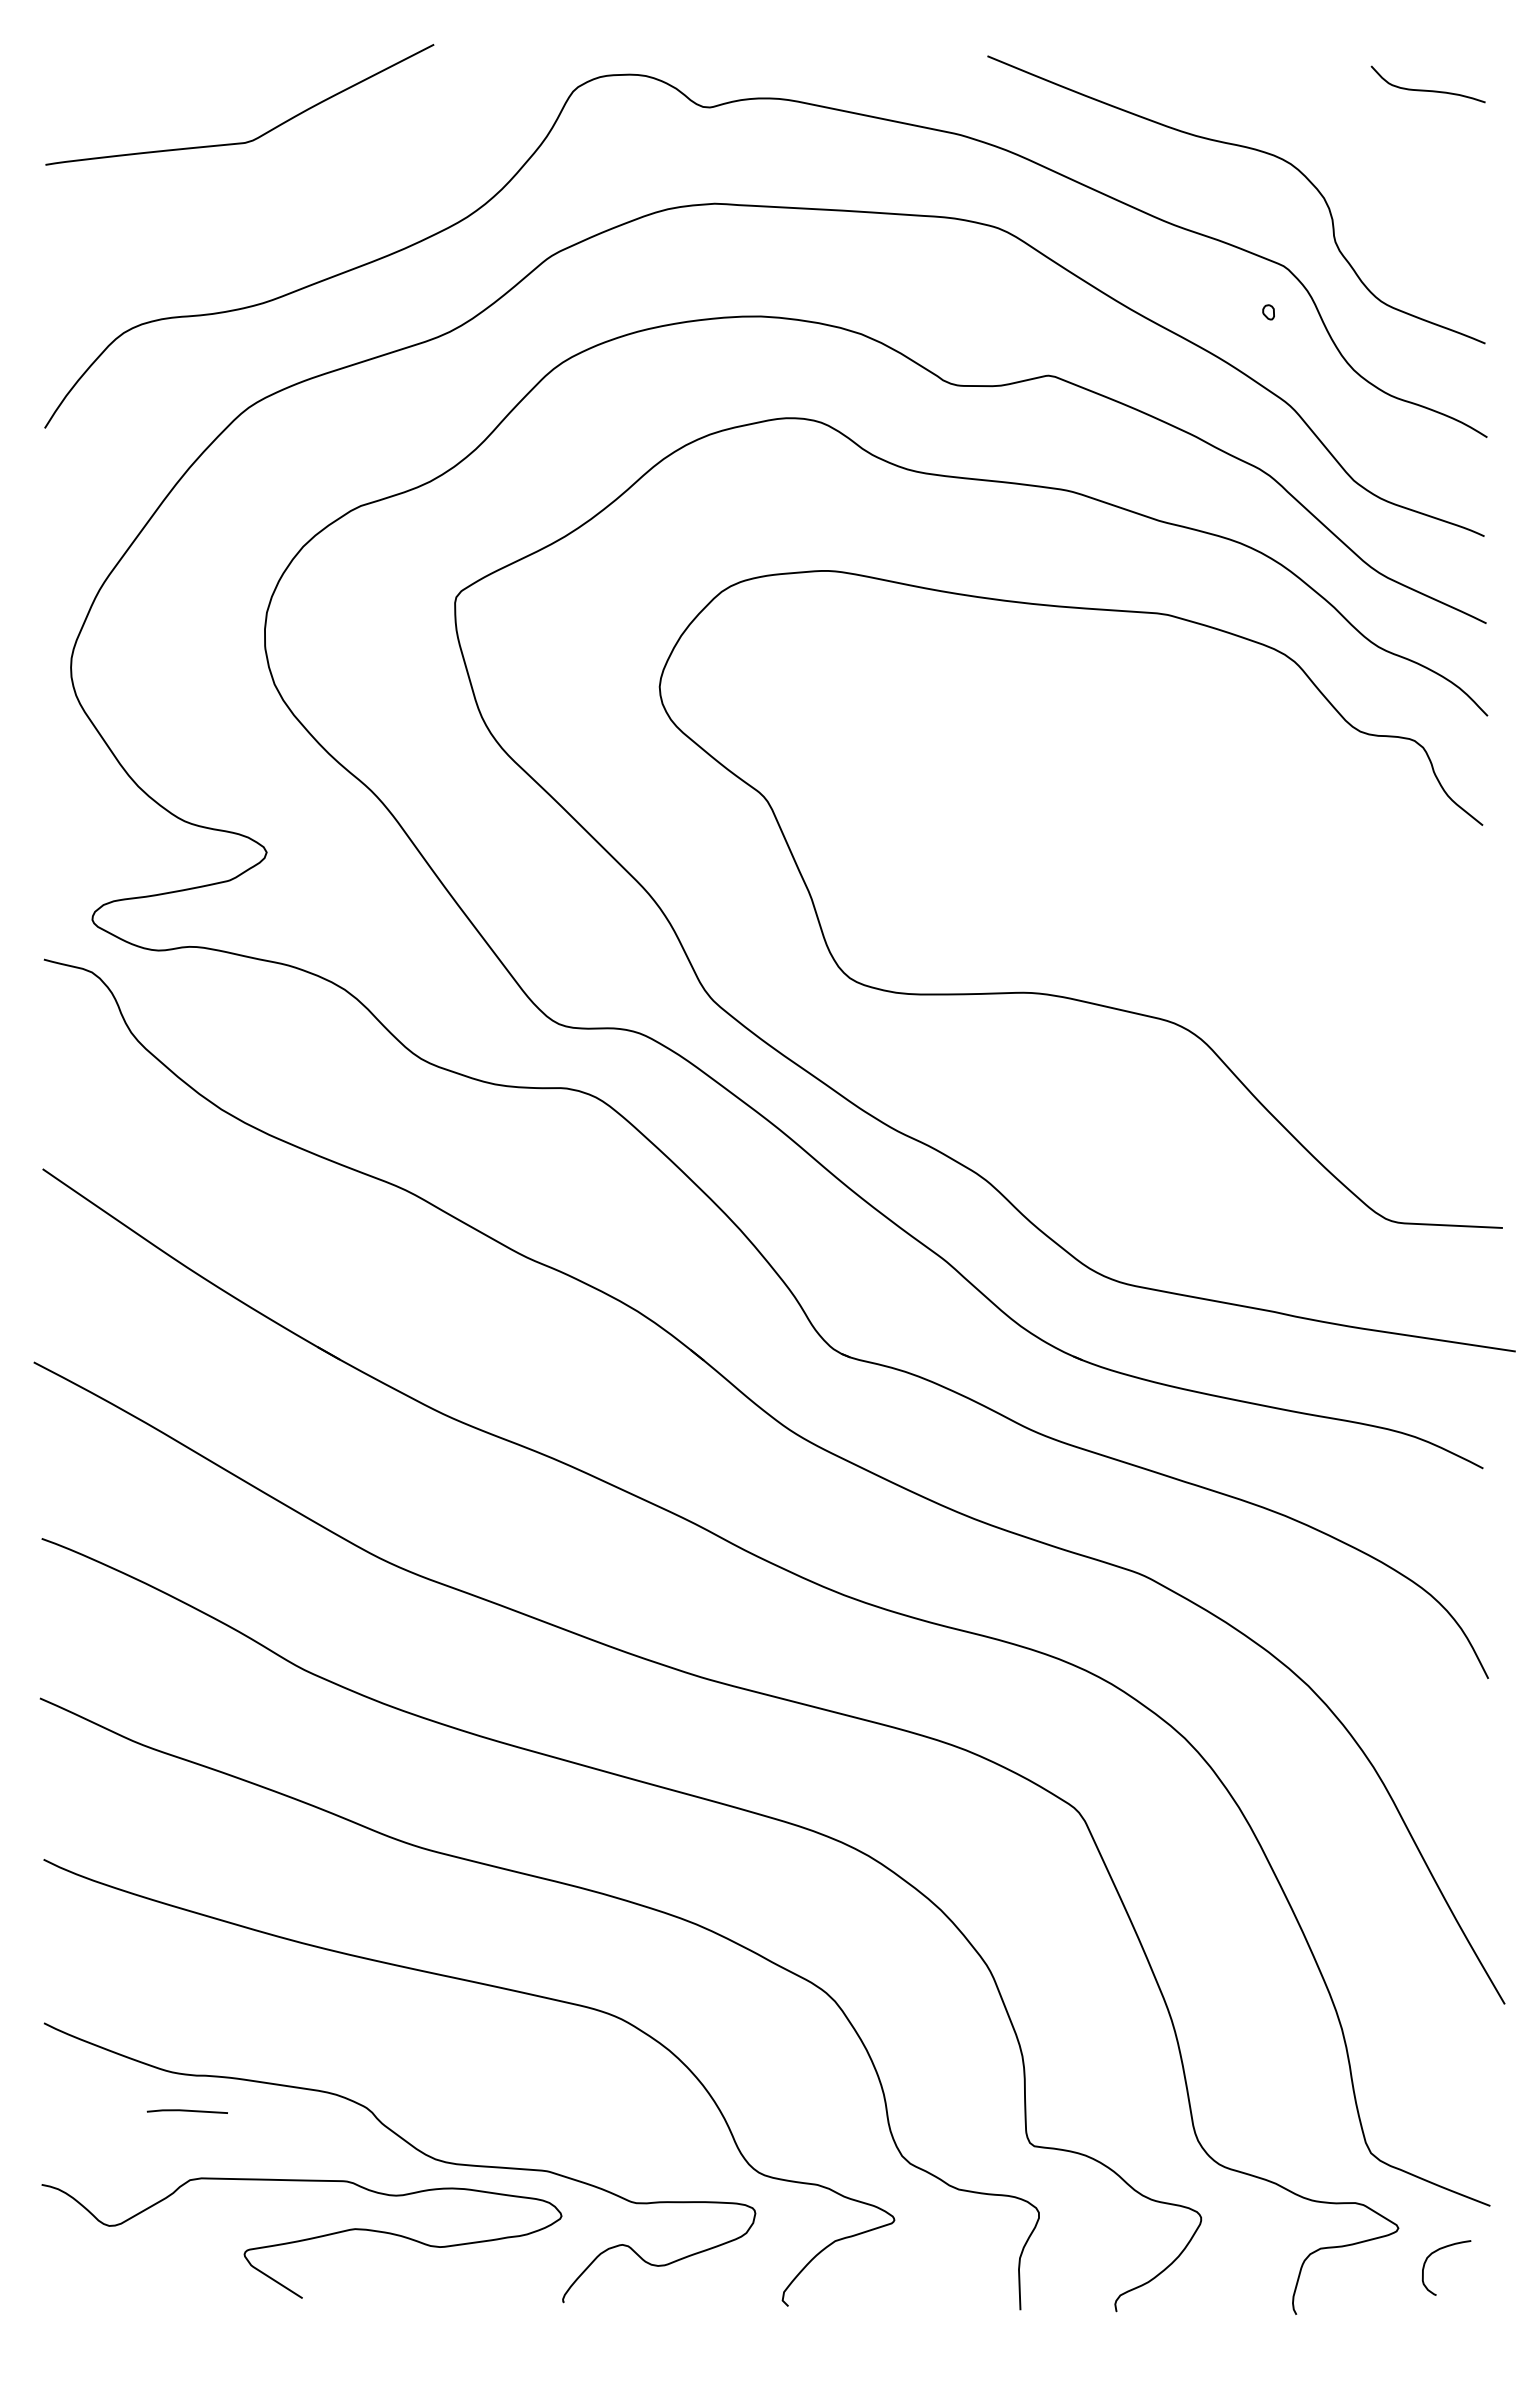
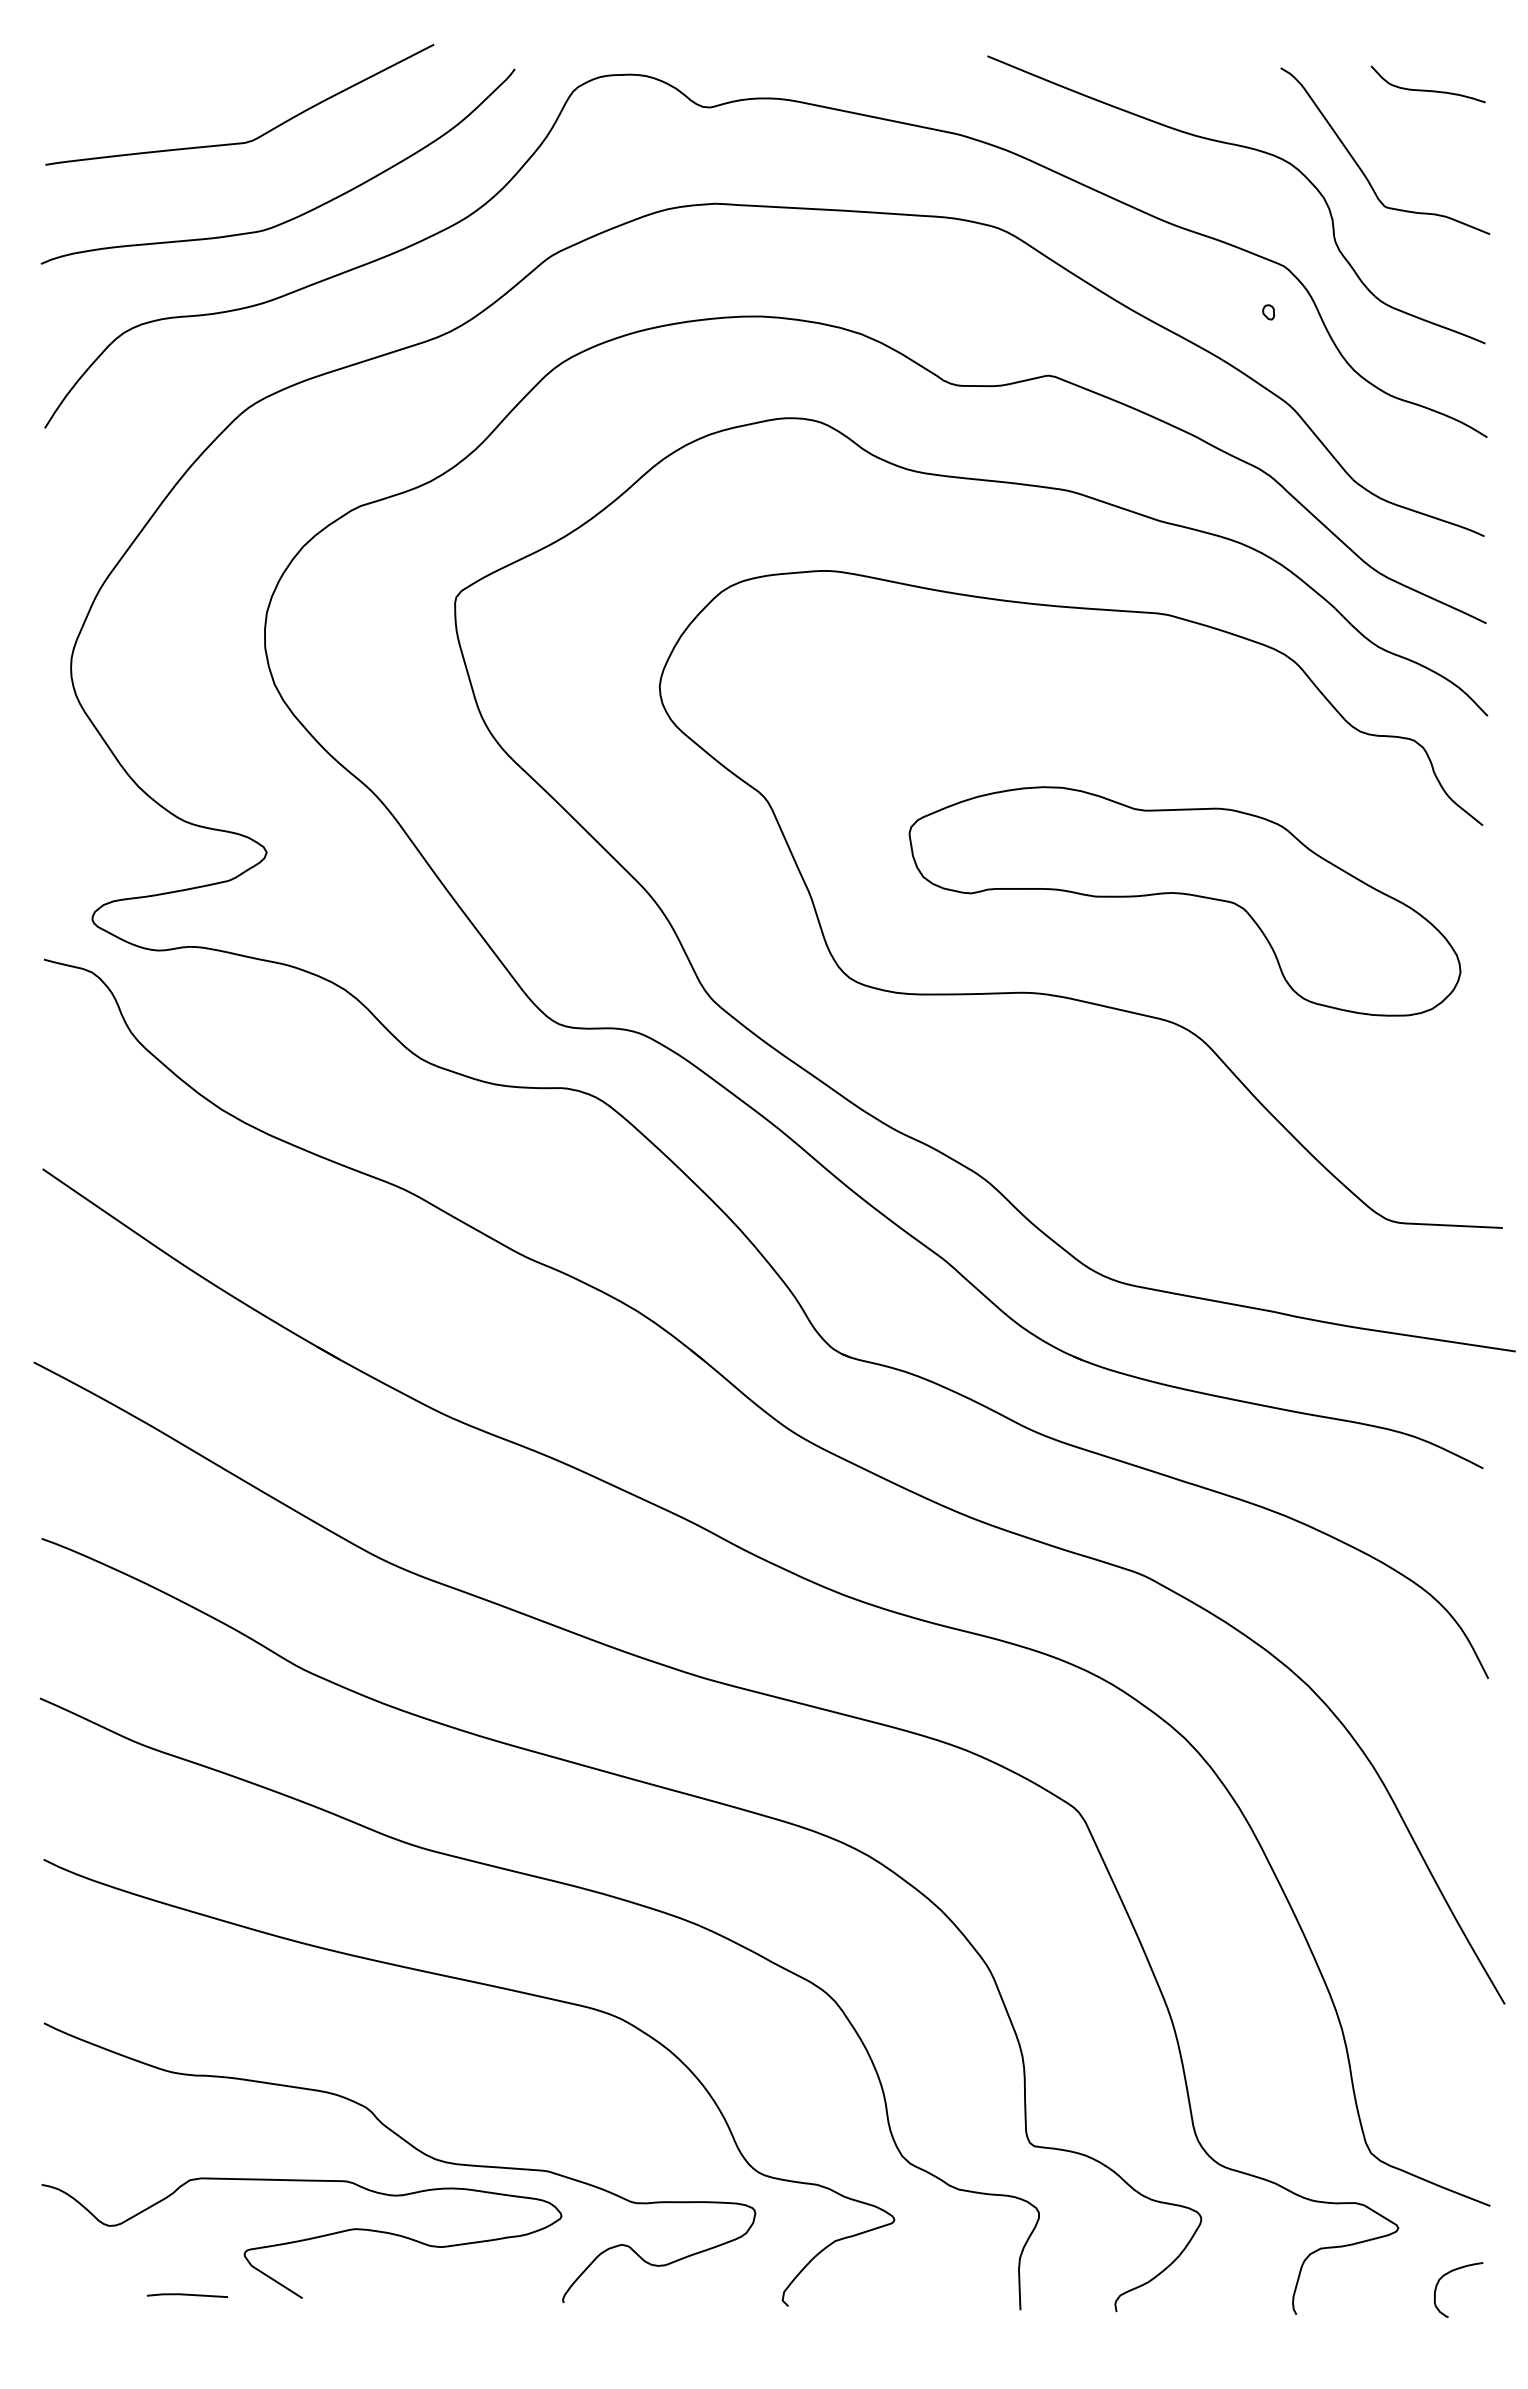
curve: none -> present (1361, 168)
curve: none -> present (295, 216)
part: none -> present (1186, 895)
line position: (186, 2111) -> (186, 2295) (186, 2295)
curve position: (1437, 2251) -> (1449, 2273) (1449, 2273)
